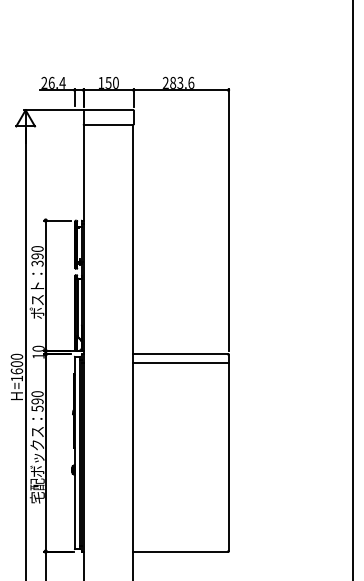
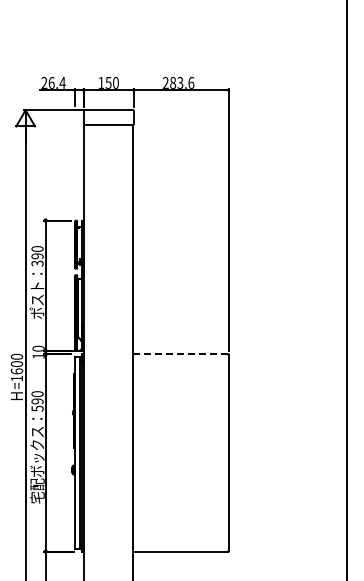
line position: (353, 289) -> (347, 289) (347, 289)
line: solid -> dashed (180, 354)
line: present -> none (180, 363)
